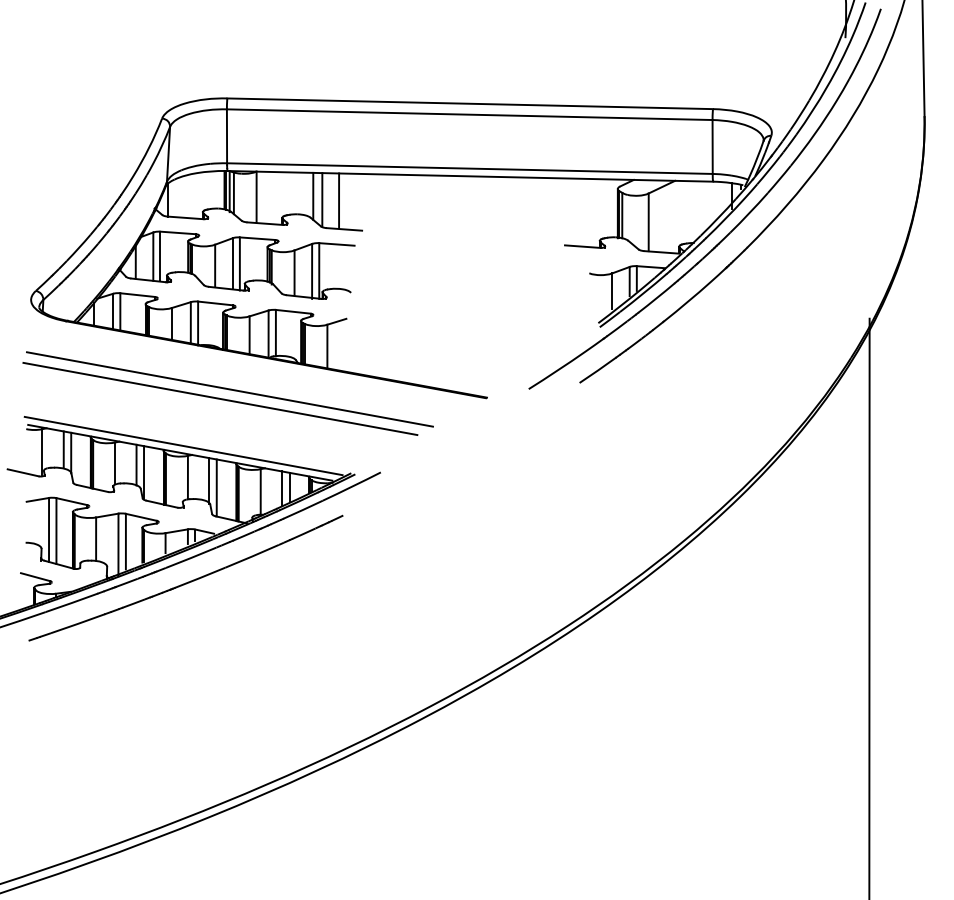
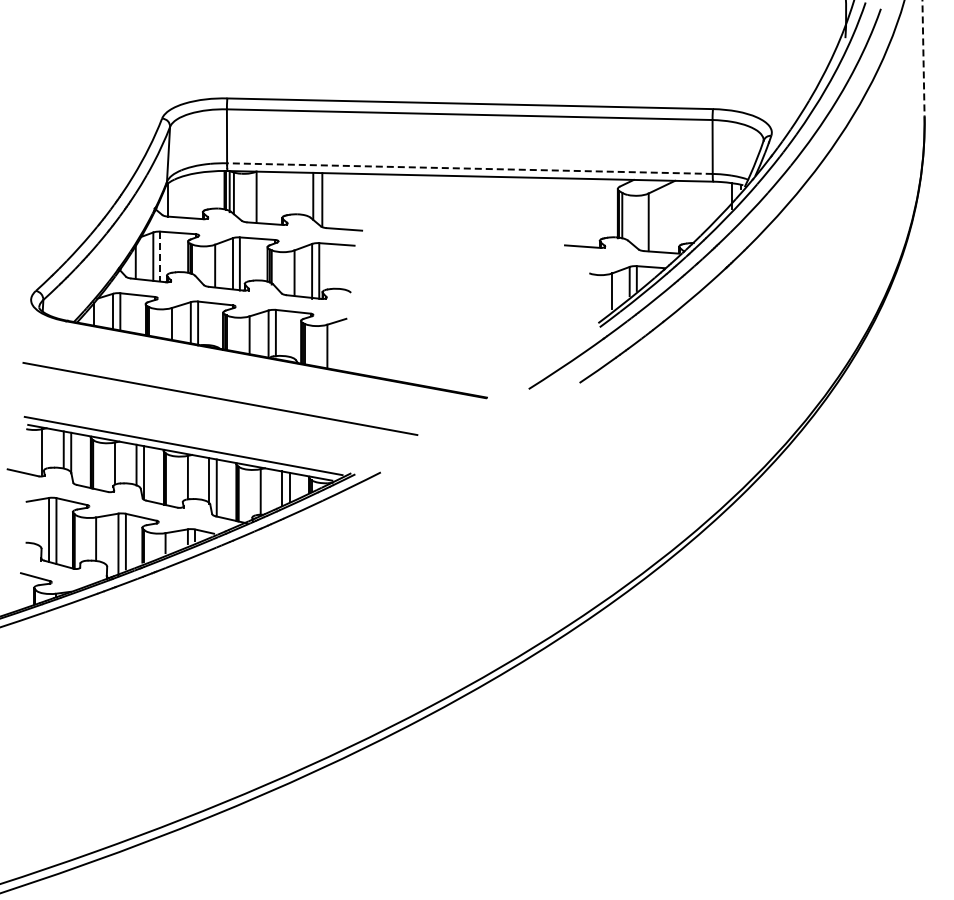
line: solid -> dashed (923, 58)
line: solid -> dashed (469, 168)
line: present -> none (339, 200)
line: solid -> dashed (160, 256)
line: present -> none (229, 389)
part: present -> none (185, 577)
line: present -> none (869, 607)
